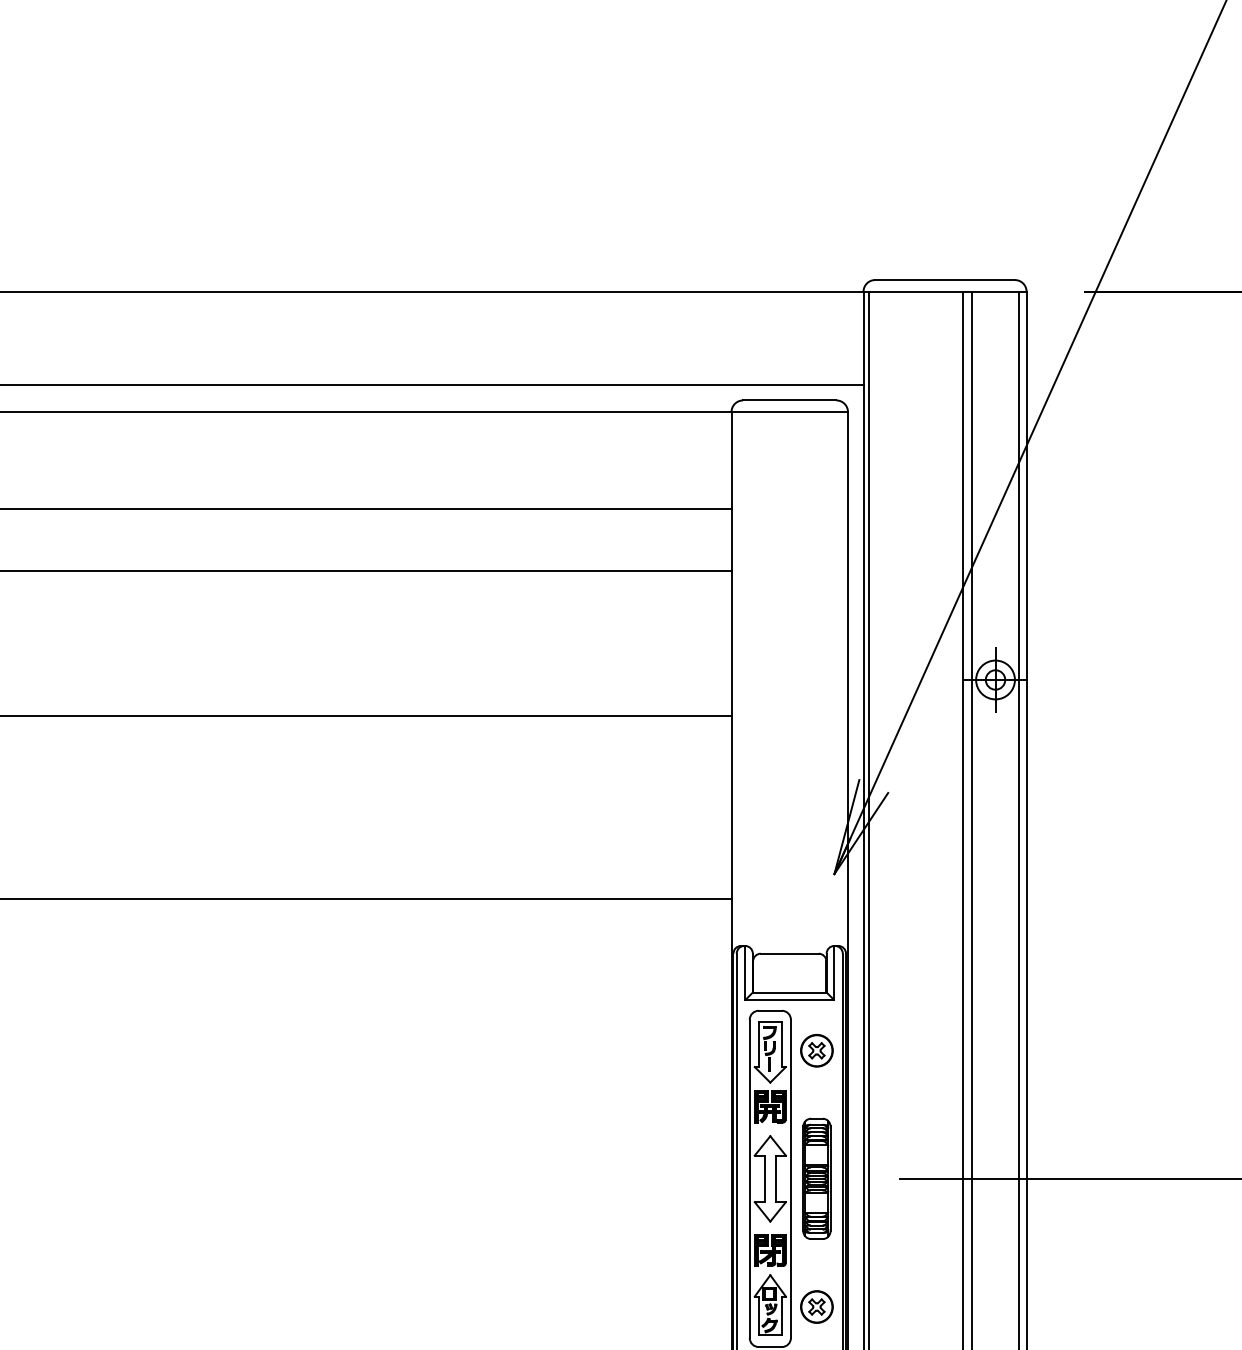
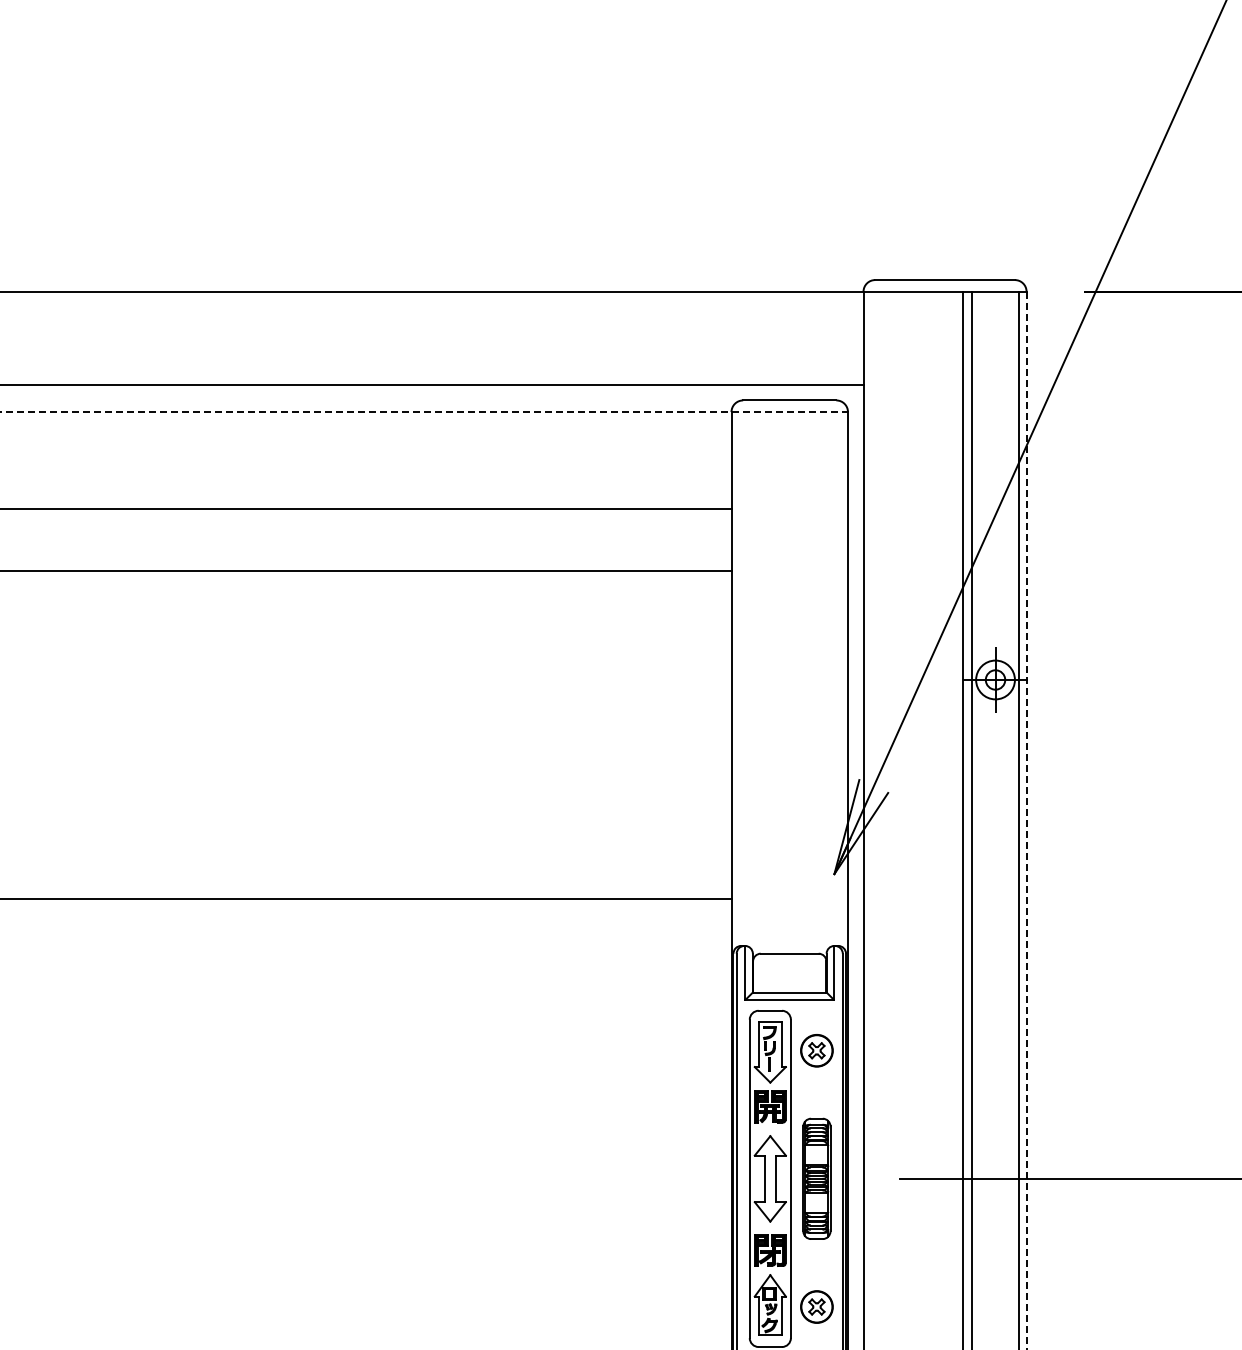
line: solid -> dashed (424, 412)
line: present -> none (366, 716)
line: present -> none (869, 818)
line: solid -> dashed (1026, 820)
